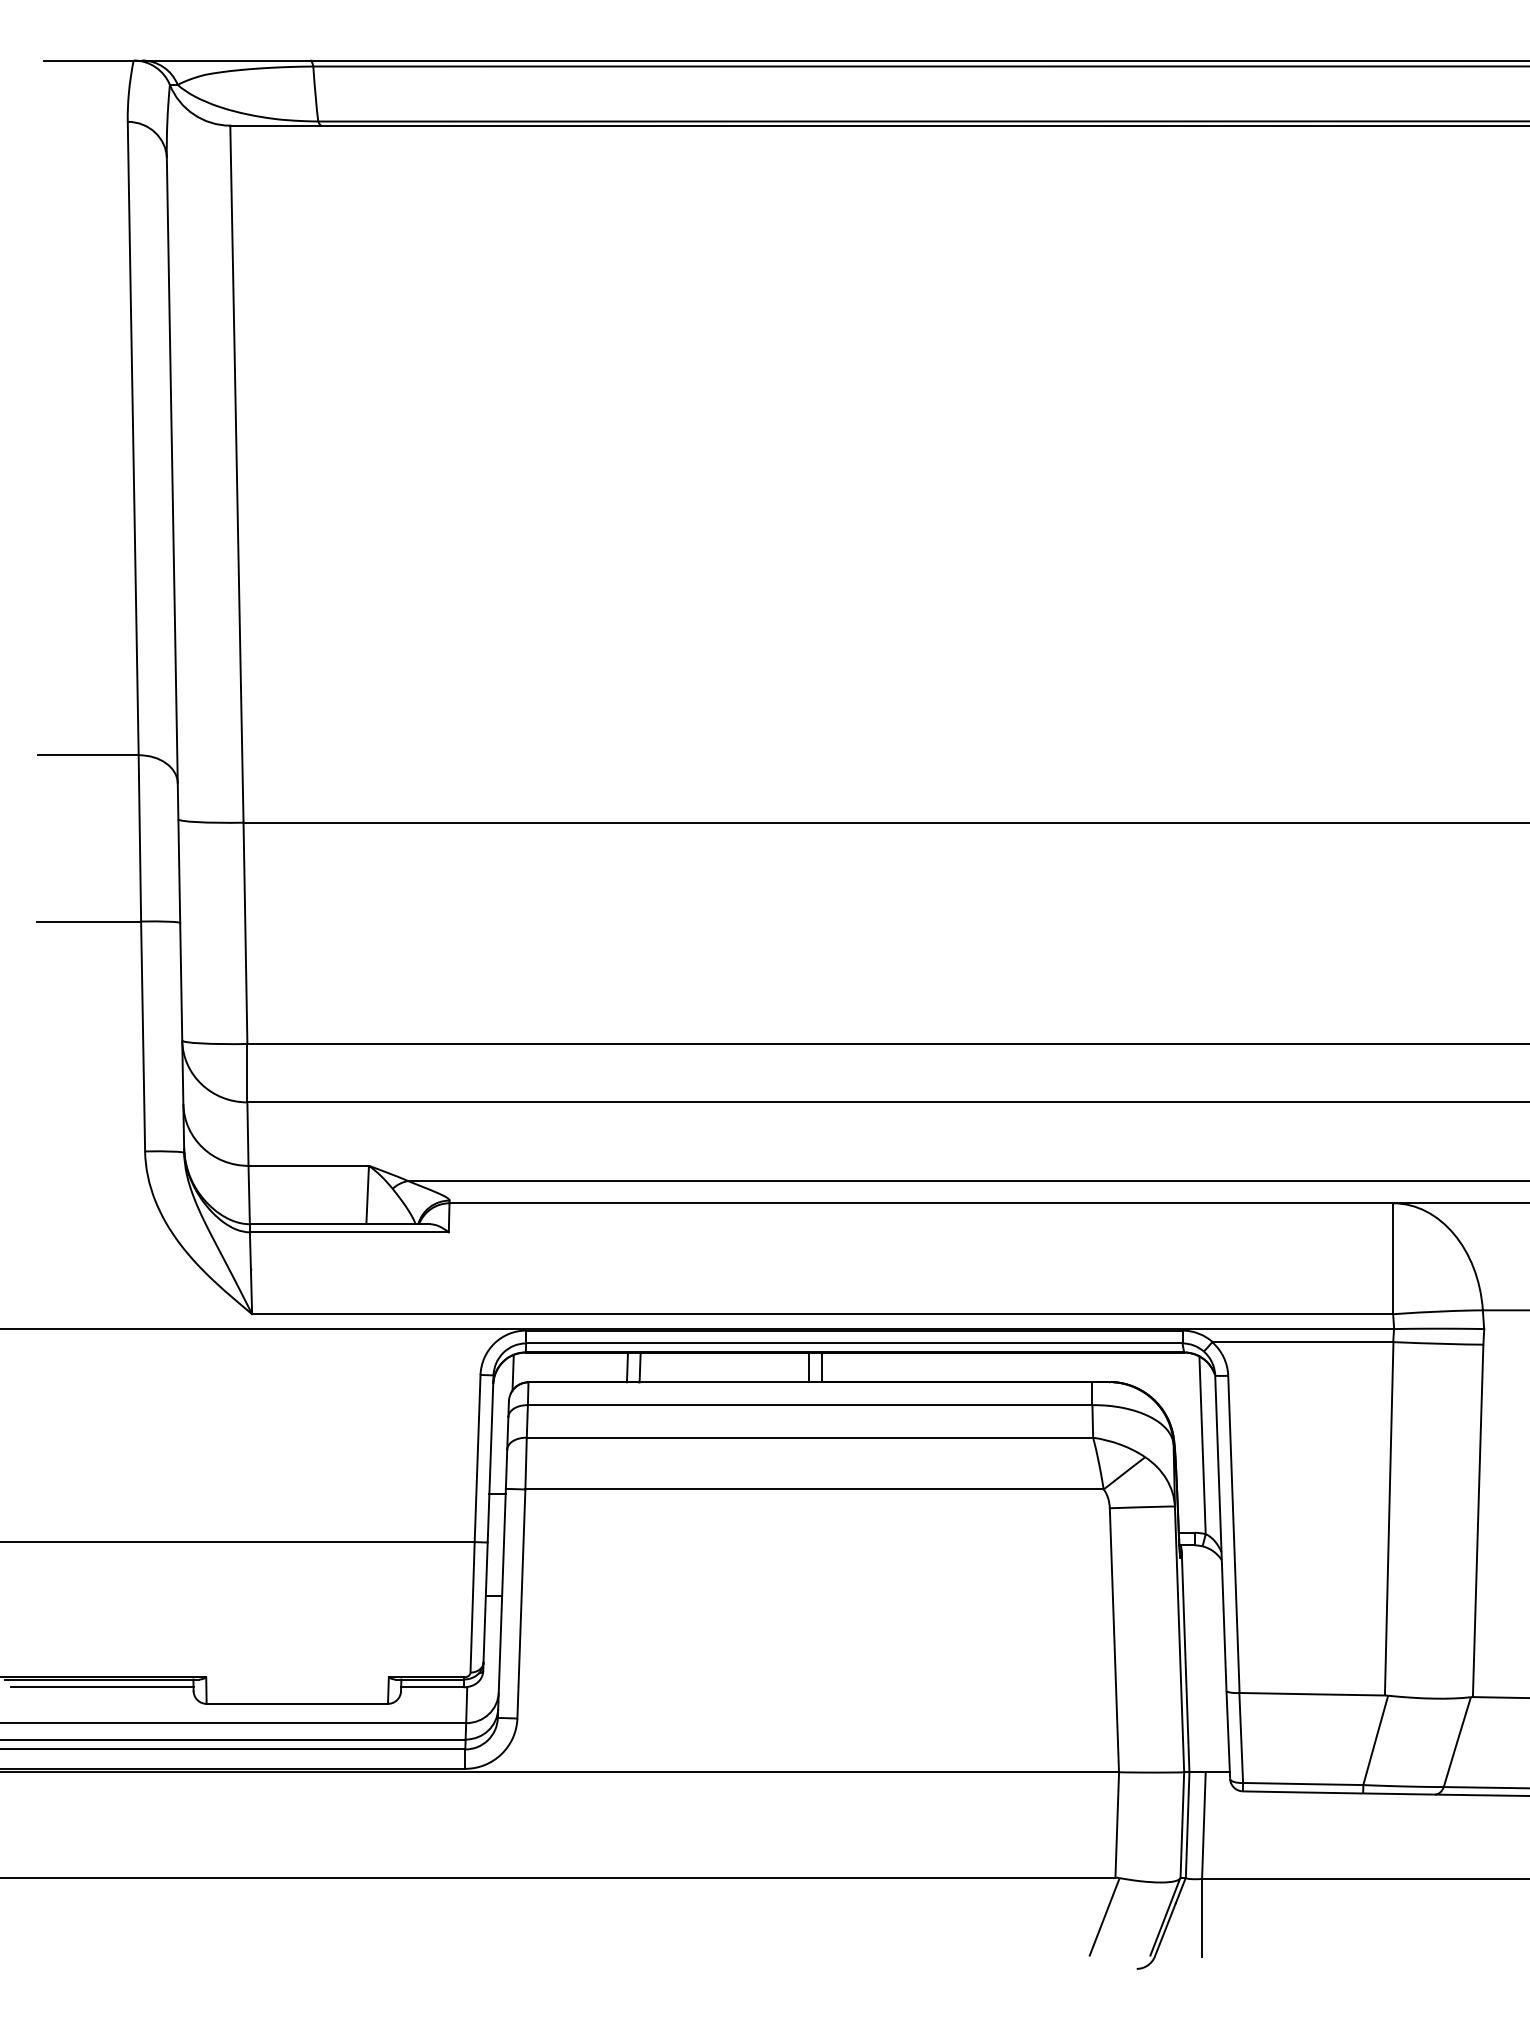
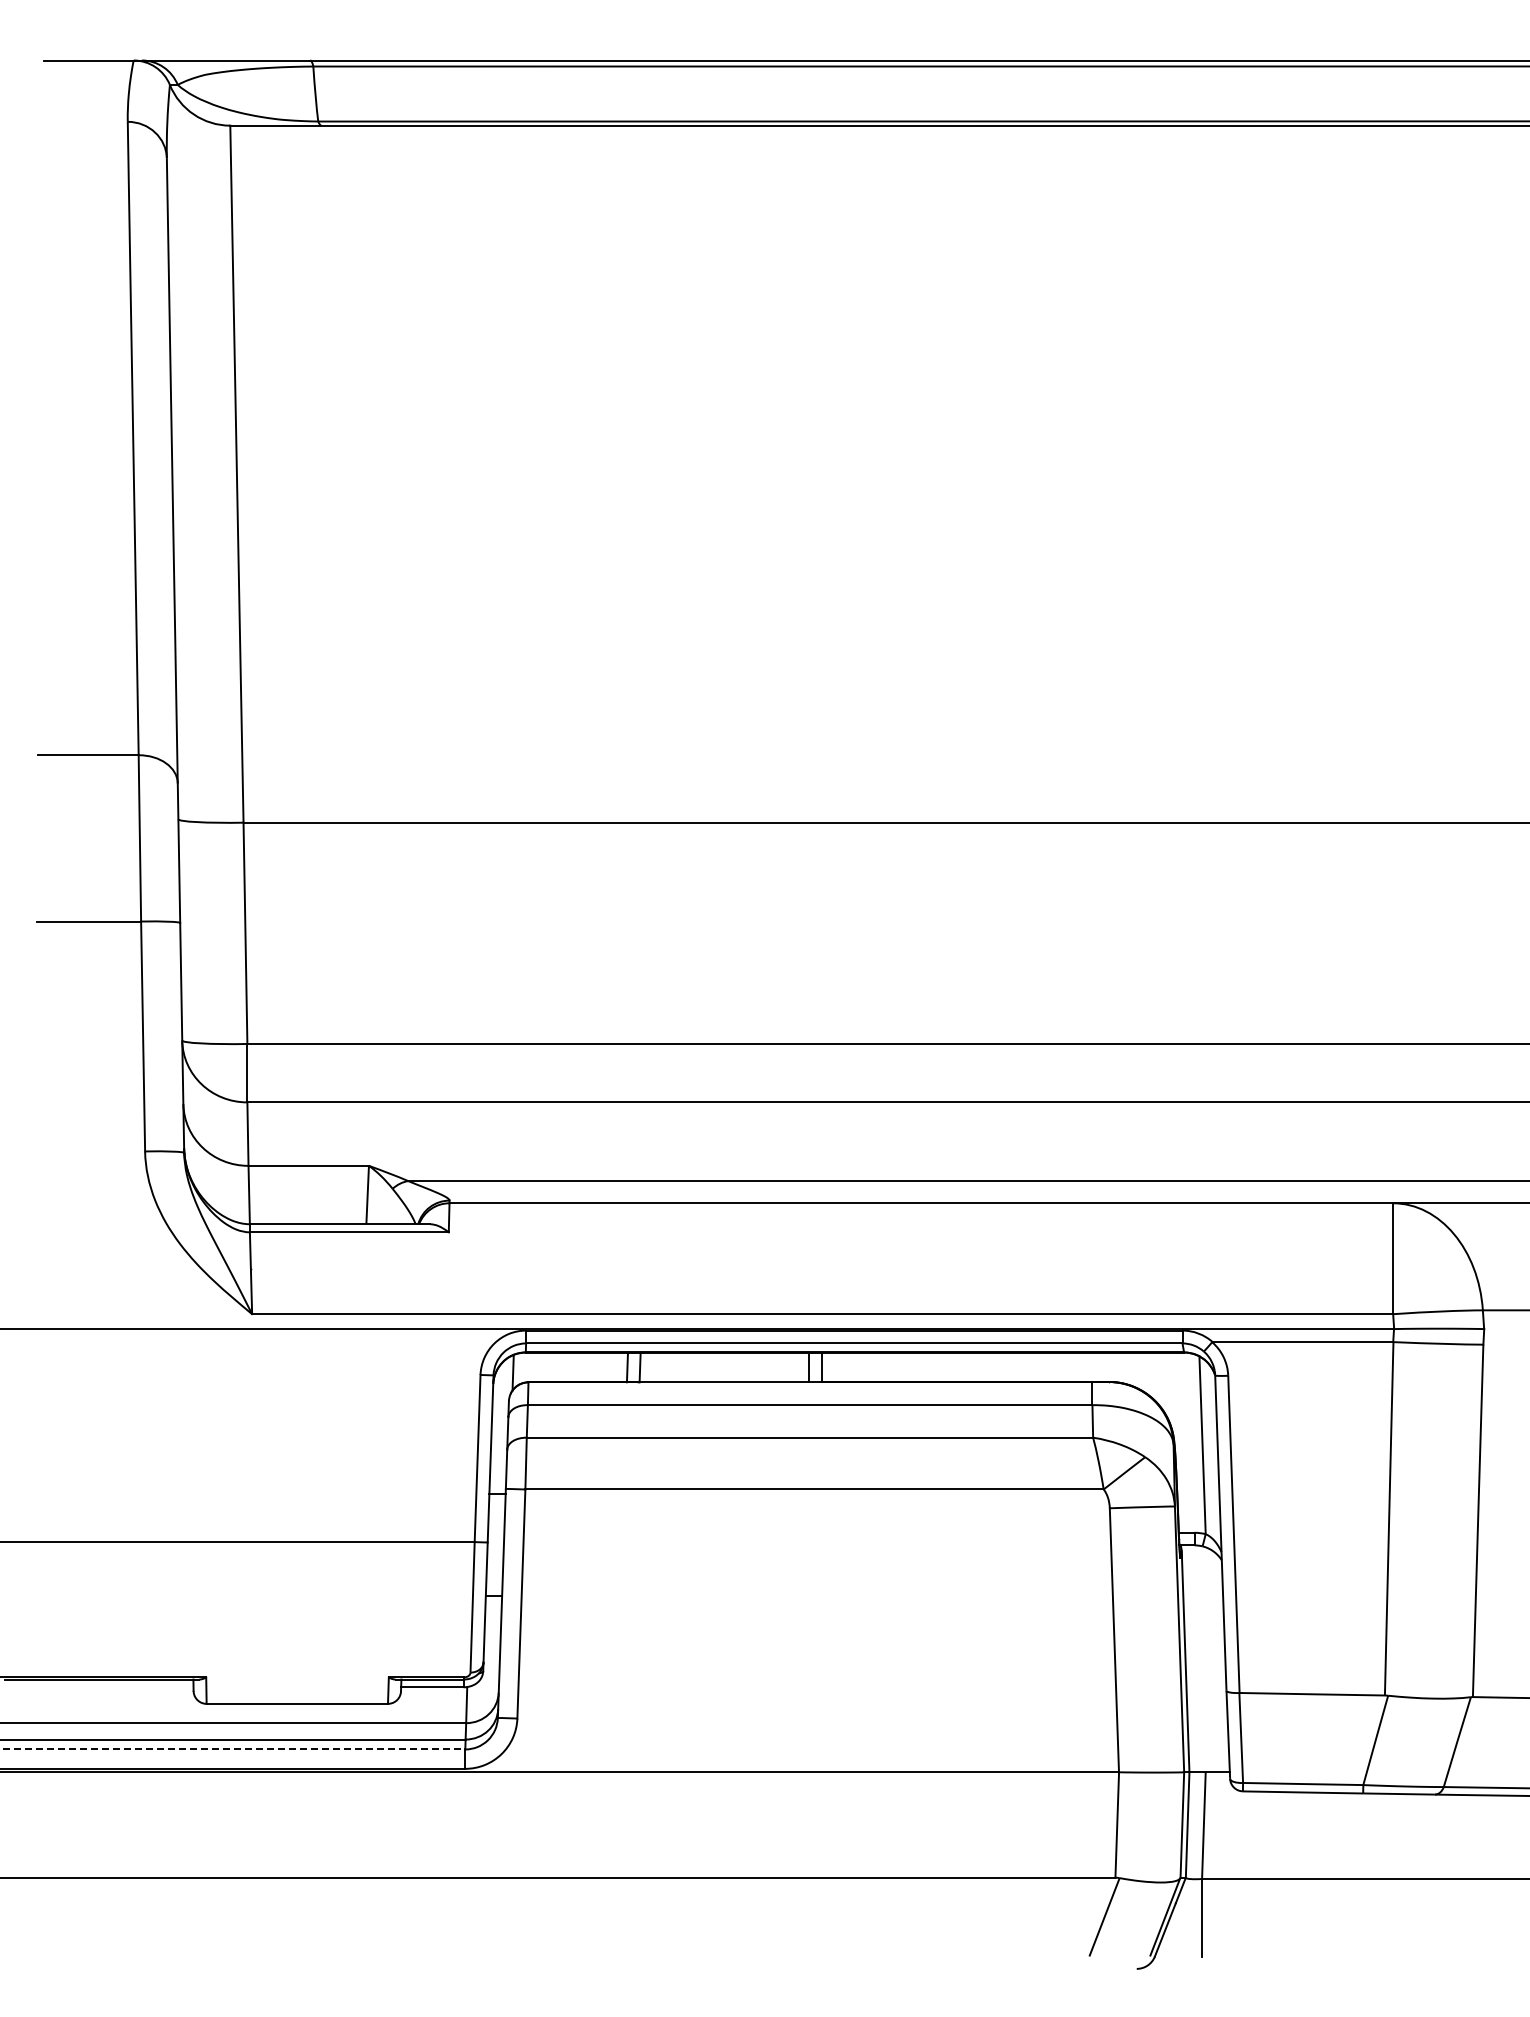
line: present -> none (101, 1687)
line: solid -> dashed (233, 1749)
